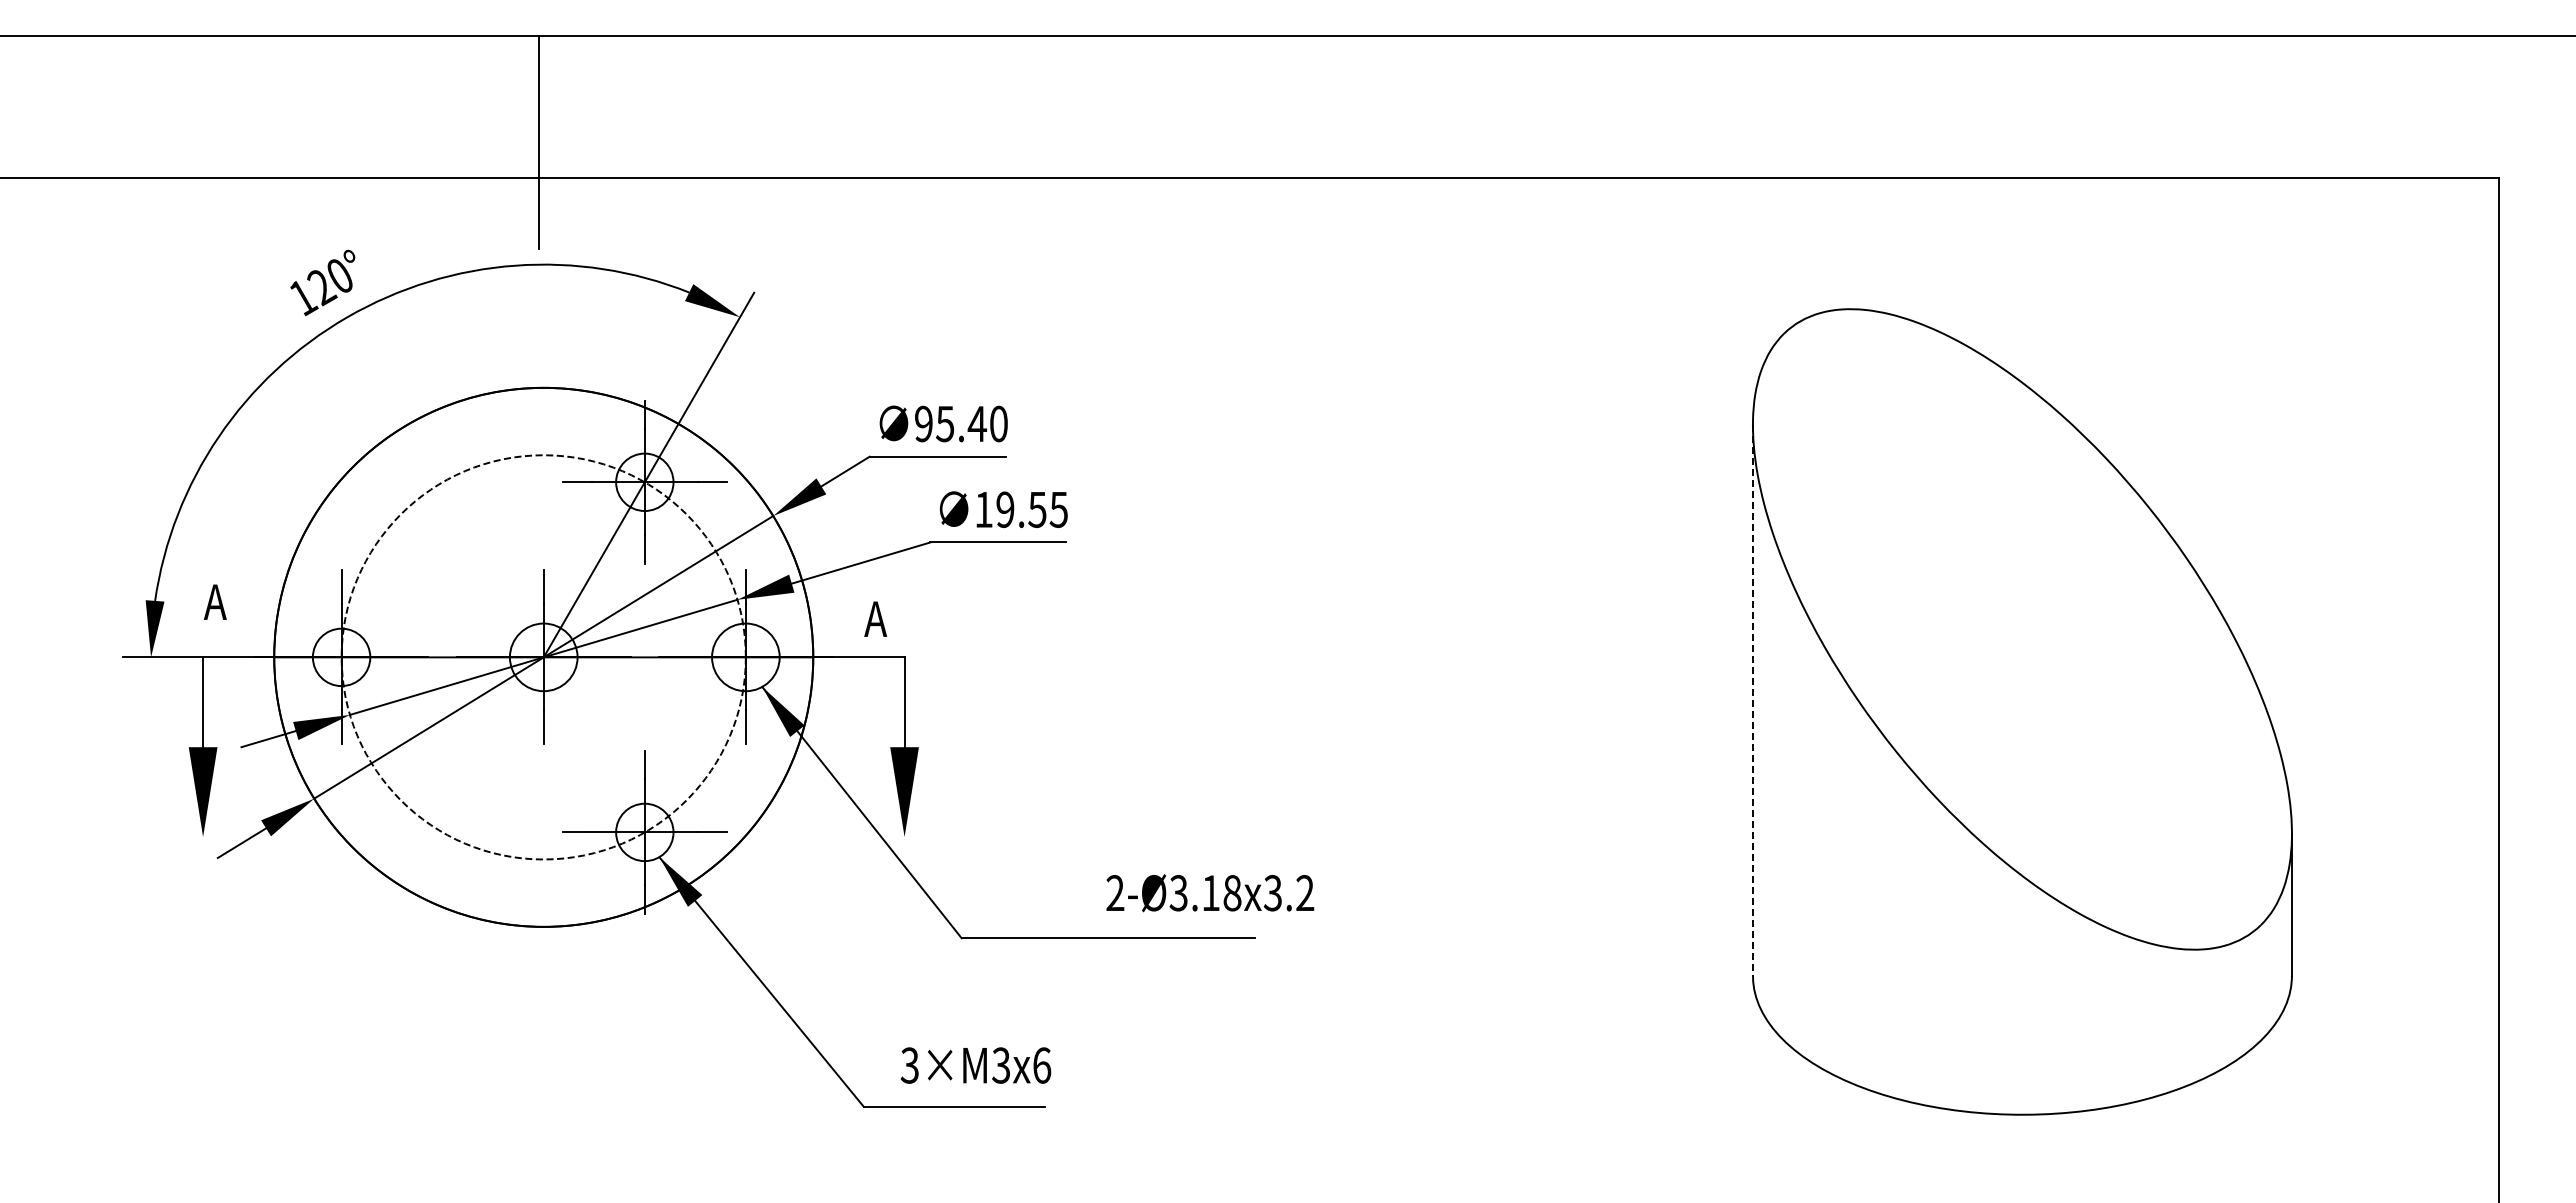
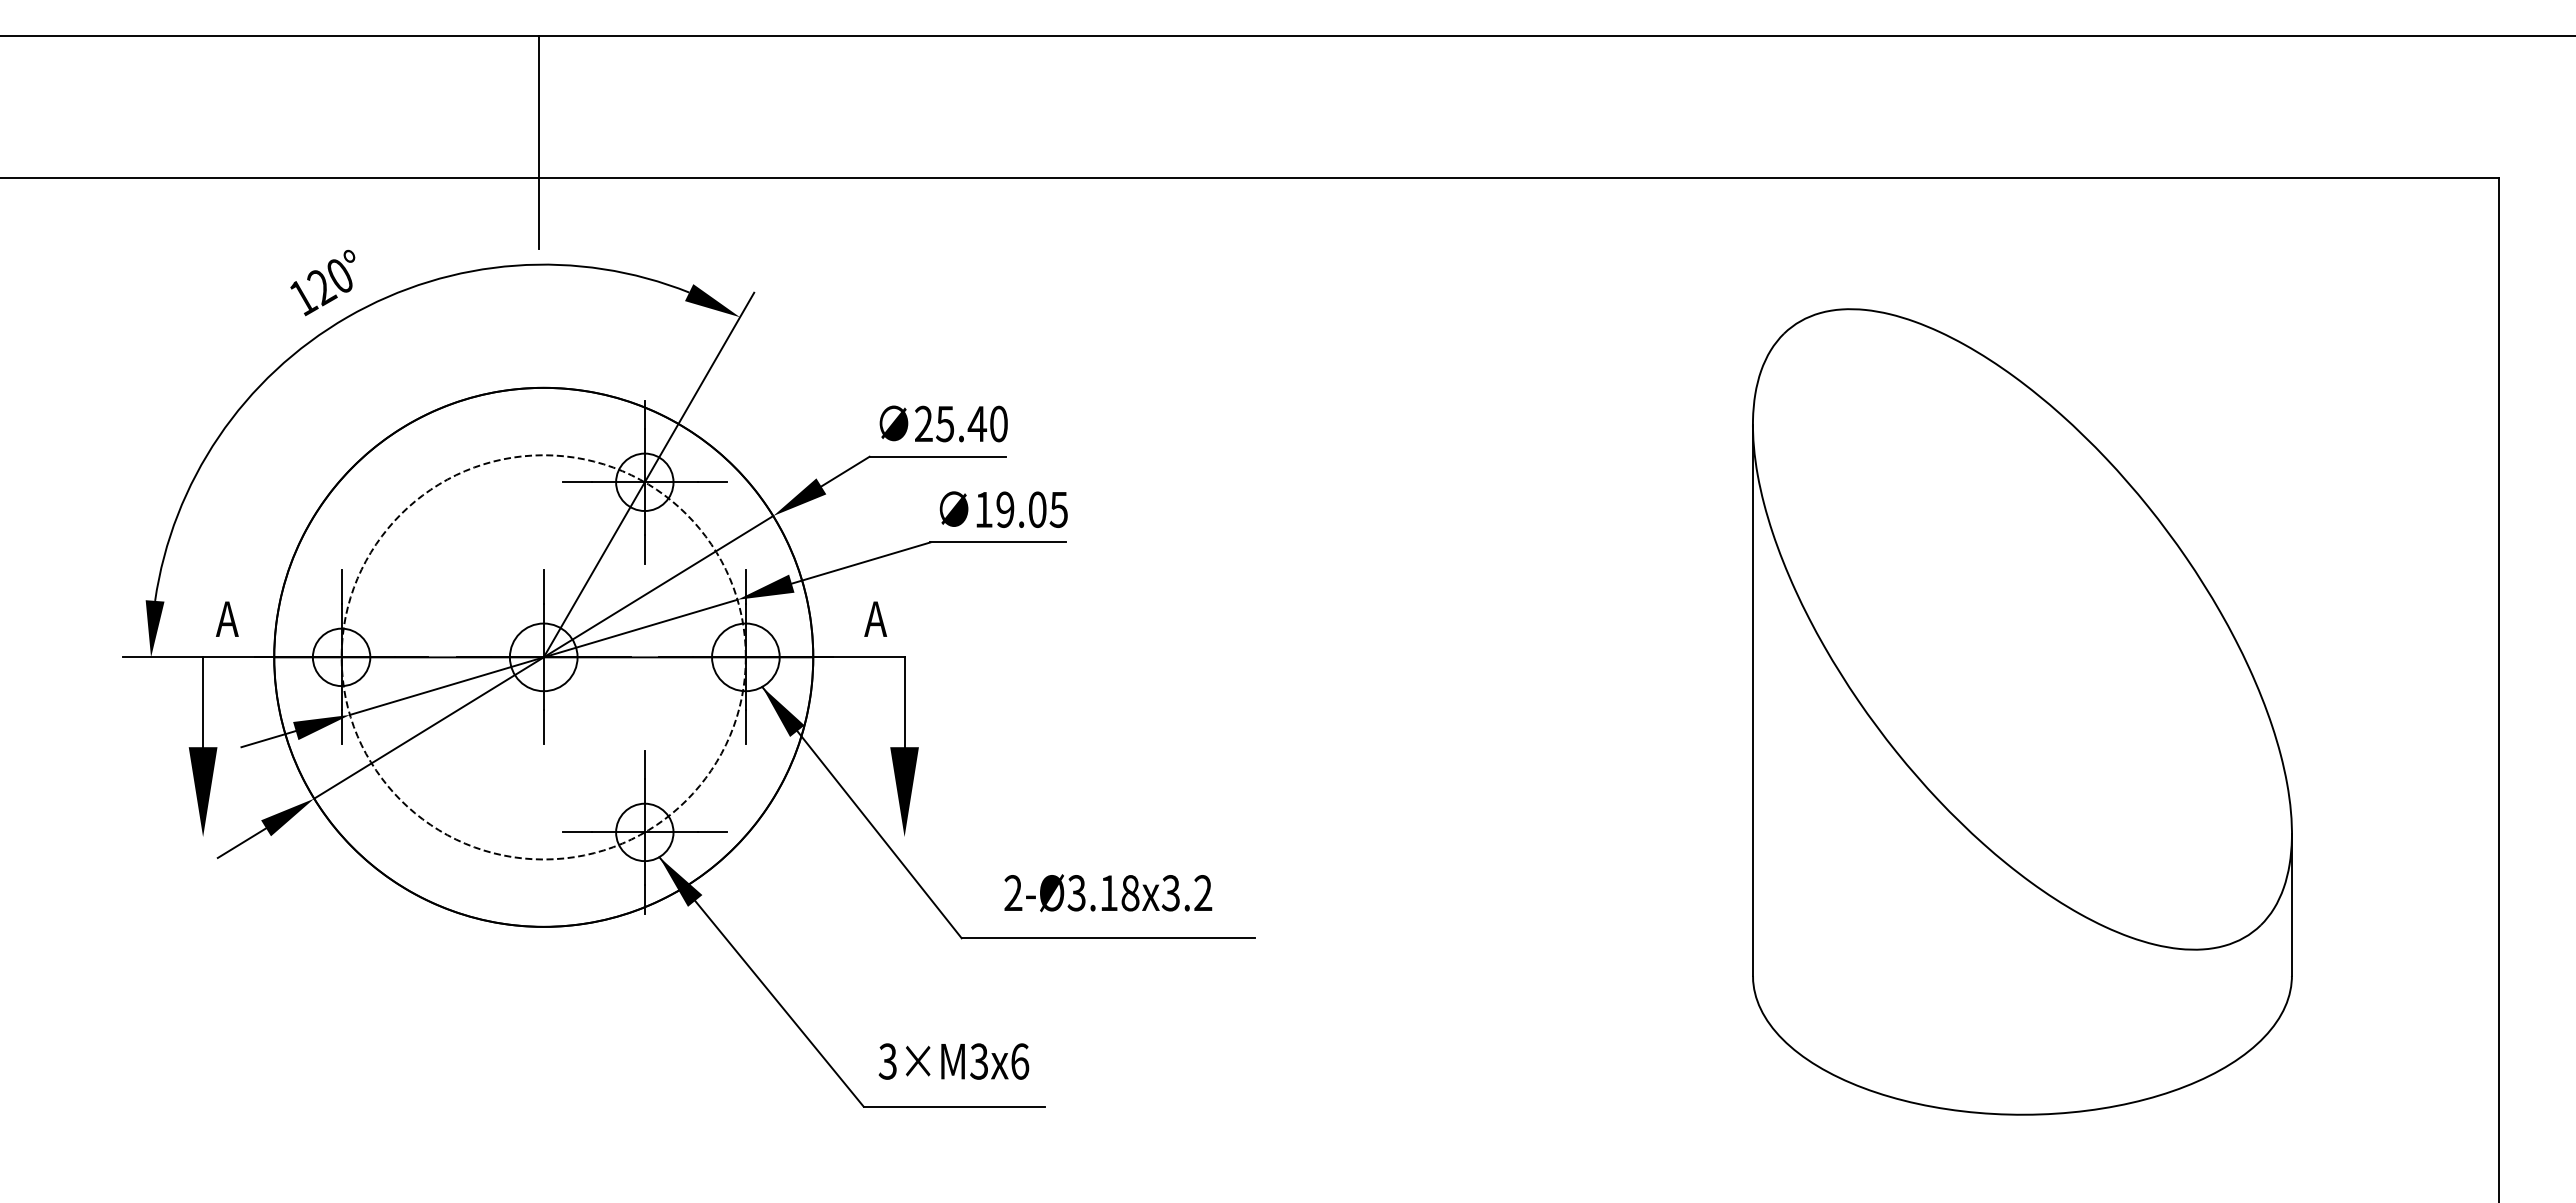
text: 95.40 -> 25.40 (923, 424)
text: 19.55 -> 19.05 (1037, 509)
text position: (215, 601) -> (227, 618) (227, 618)
line: dashed -> solid (1752, 701)
text position: (1210, 893) -> (1108, 893) (1108, 893)
text position: (975, 1065) -> (953, 1061) (953, 1061)
